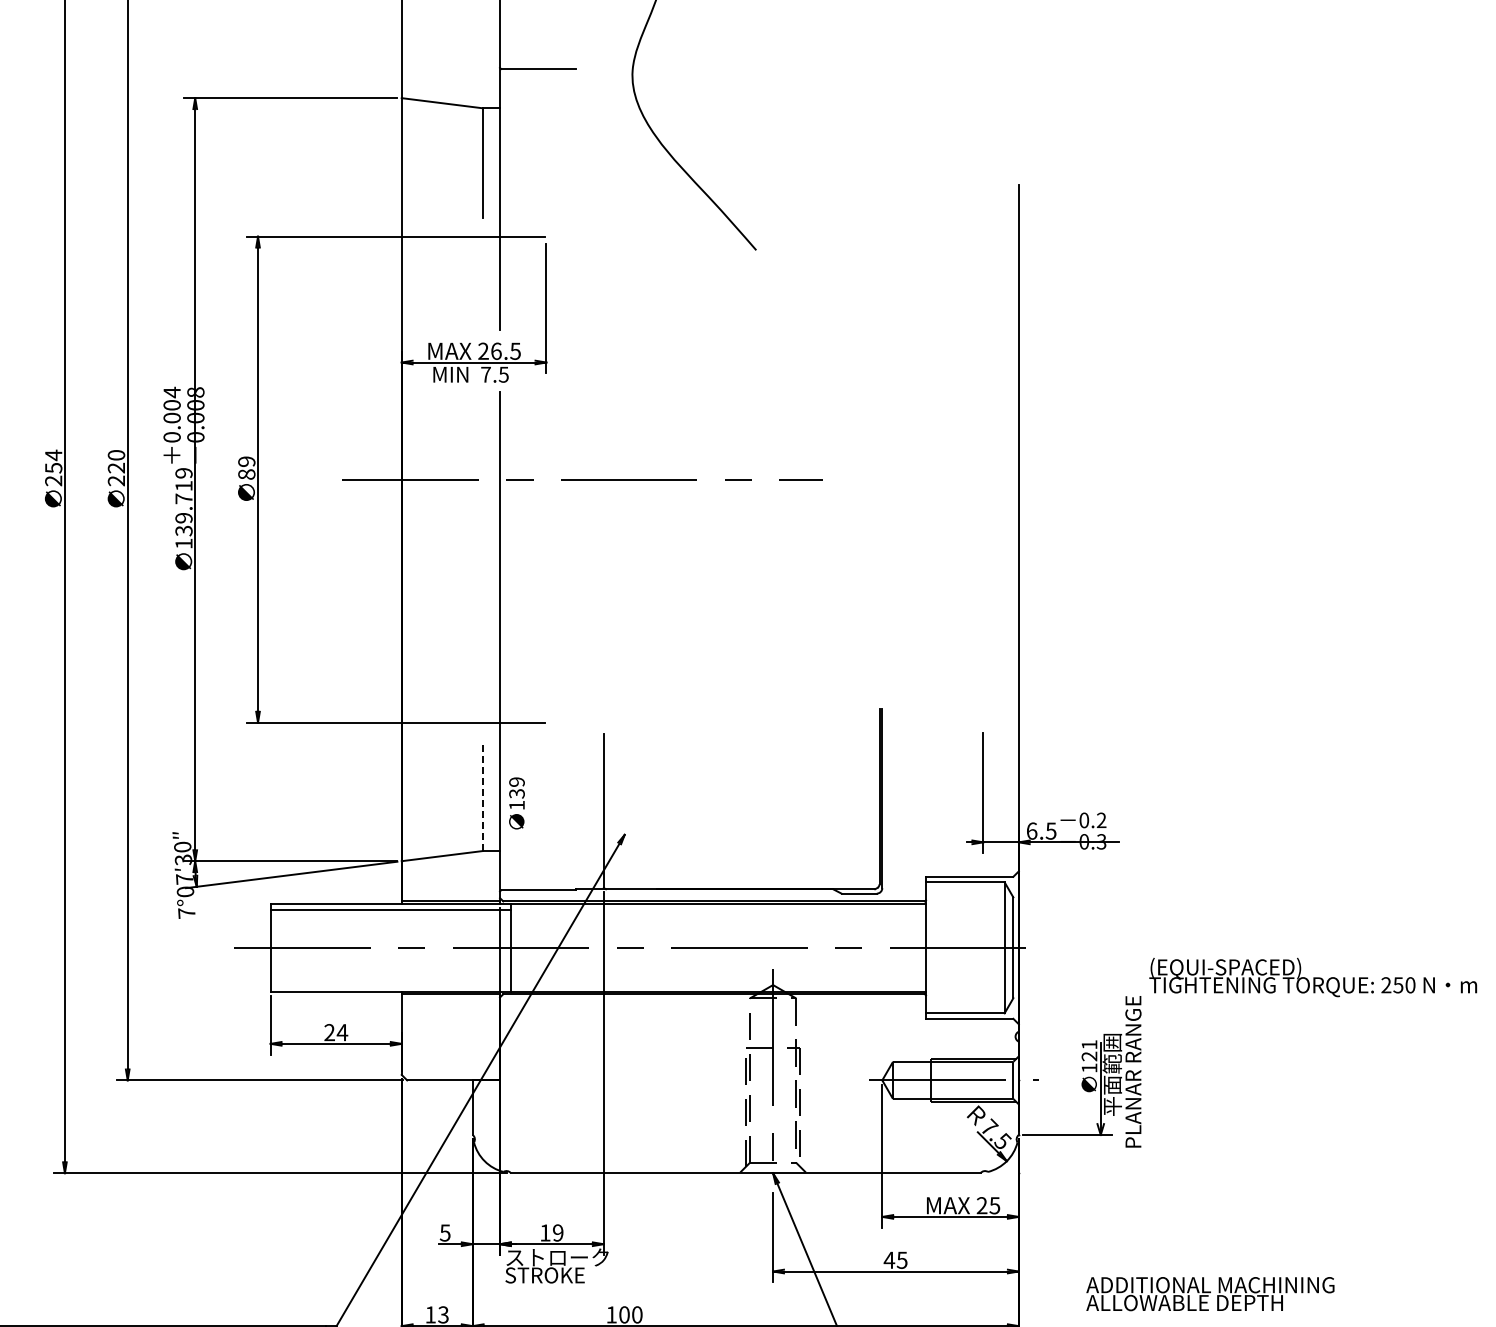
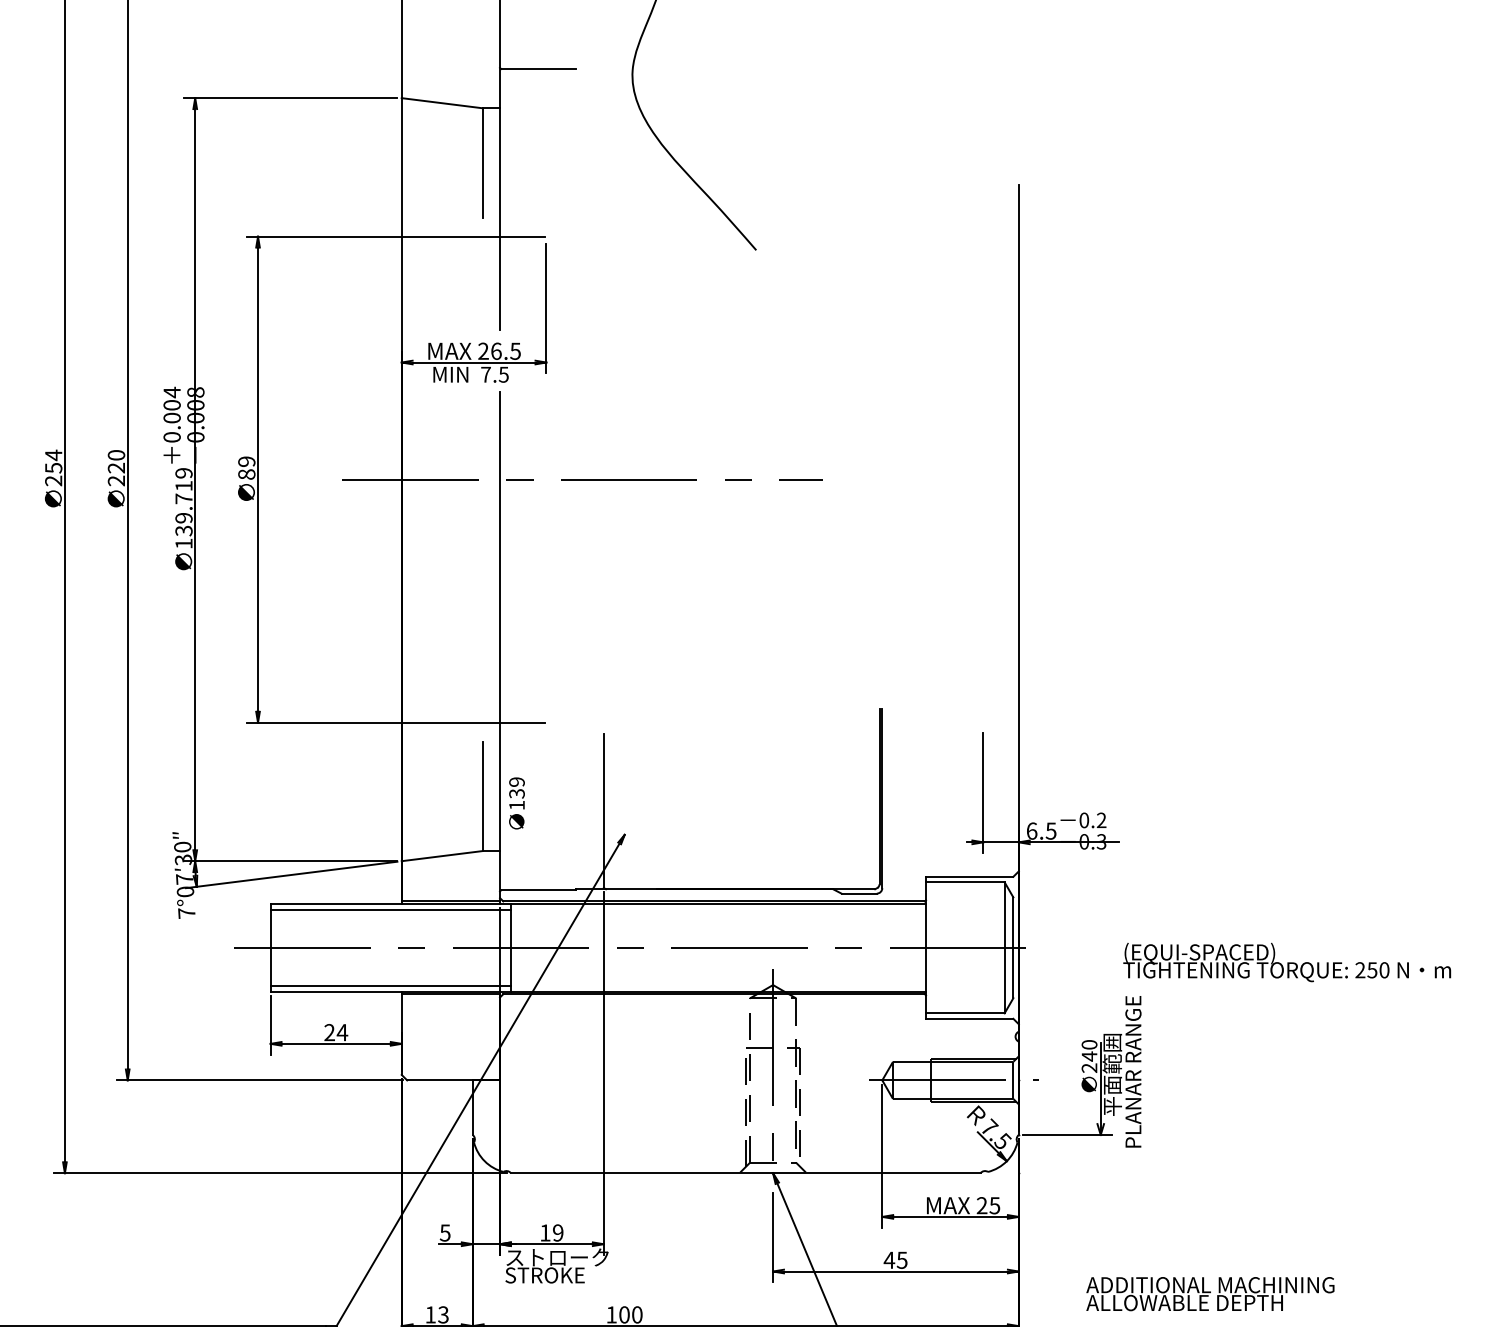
line: dashed -> solid (483, 796)
text position: (1313, 977) -> (1287, 962) (1287, 962)
line: none -> present (390, 985)
text: 121 -> 240 (1089, 1056)
